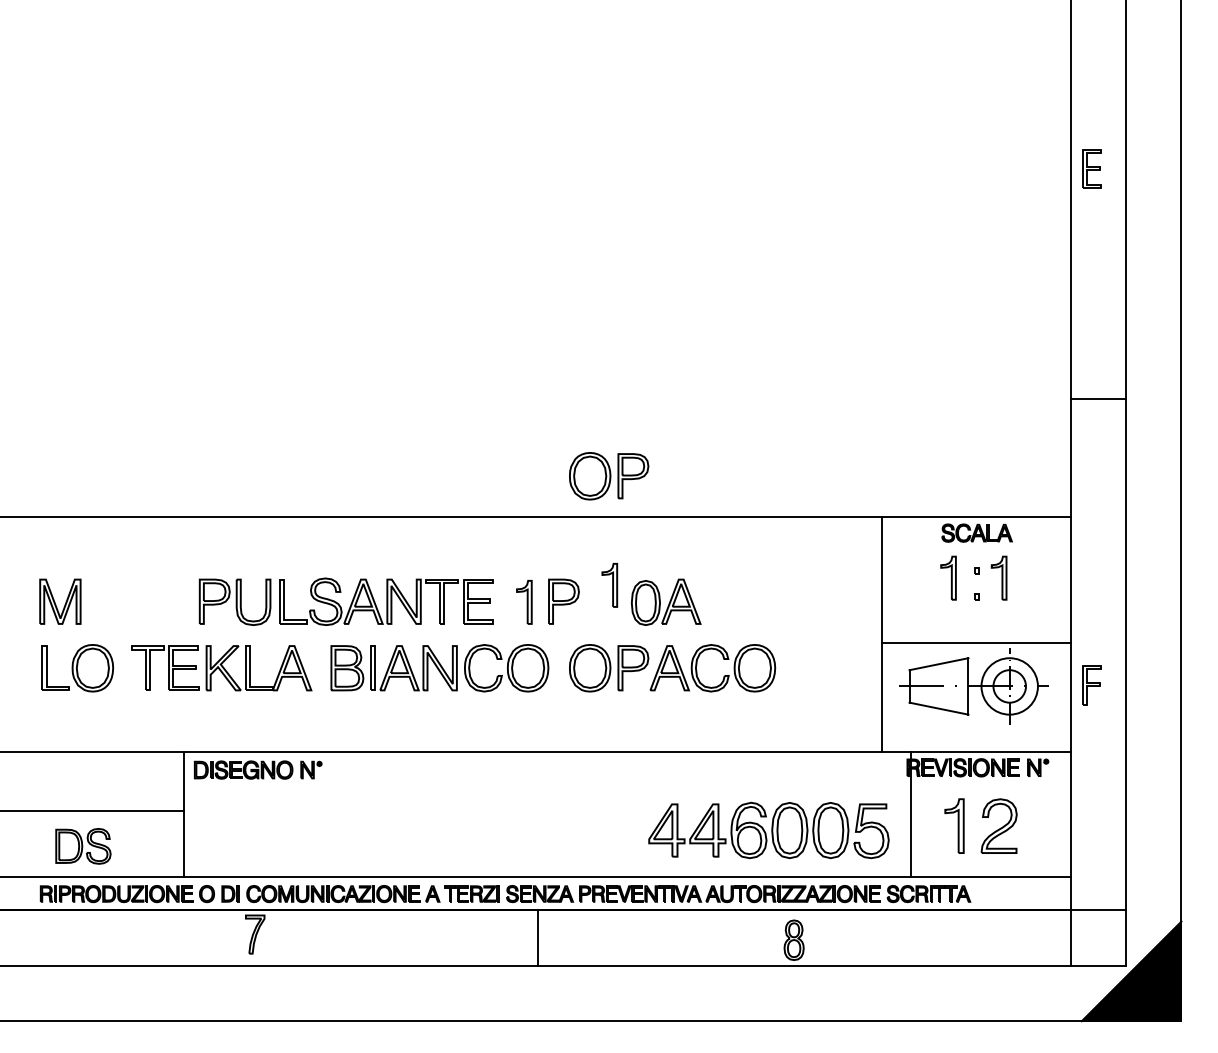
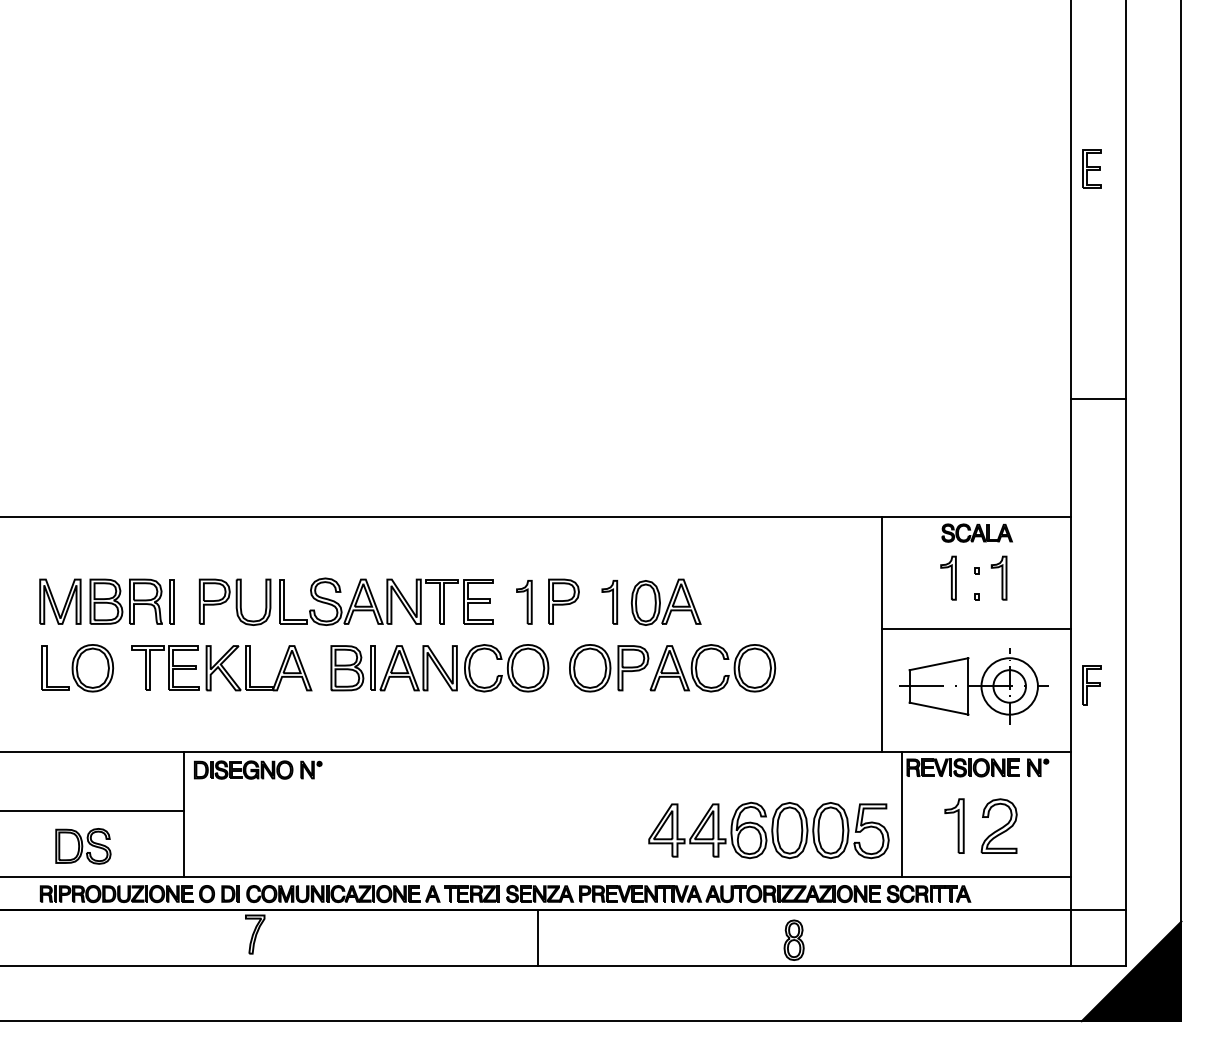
part: present -> none (609, 476)
part position: (609, 585) -> (609, 602) (609, 602)
part: none -> present (131, 601)
line position: (976, 643) -> (976, 629) (976, 629)
line position: (911, 814) -> (902, 814) (902, 814)
